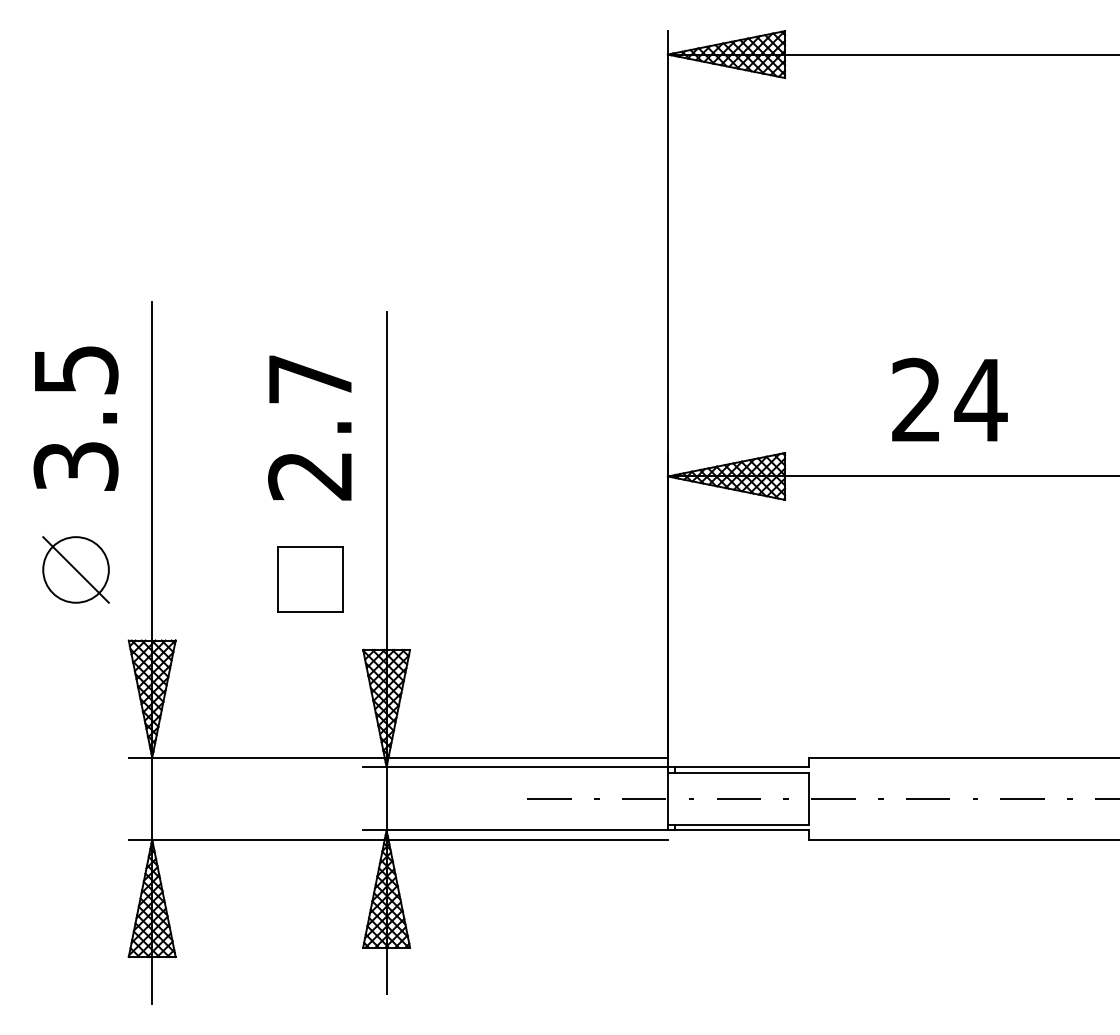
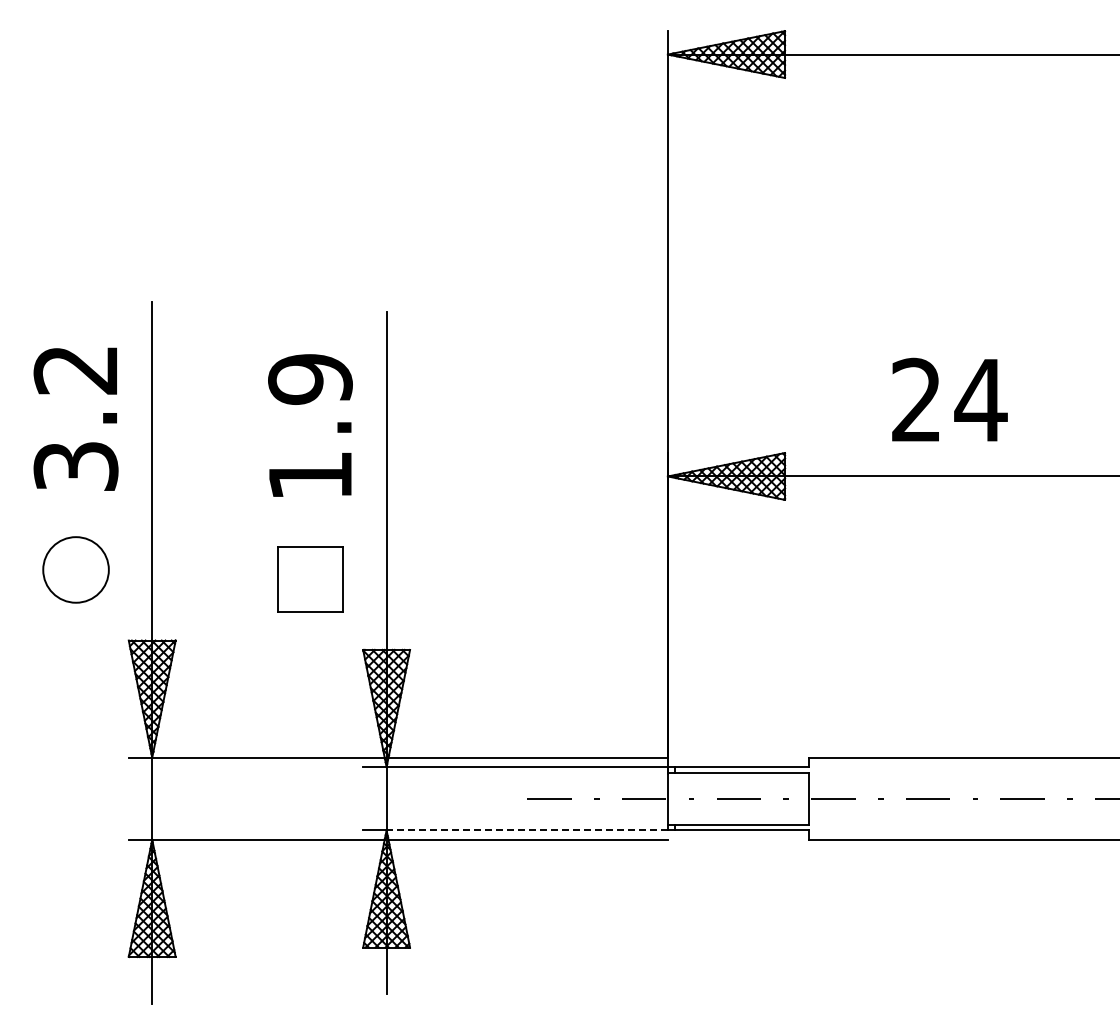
text: 3.5 -> 3.2 (75, 370)
text: 2.7 -> 1.9 (310, 427)
line: present -> none (75, 569)
line: solid -> dashed (527, 830)
